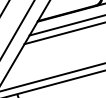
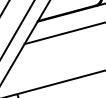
line: present -> none (65, 25)
line: present -> none (52, 77)
